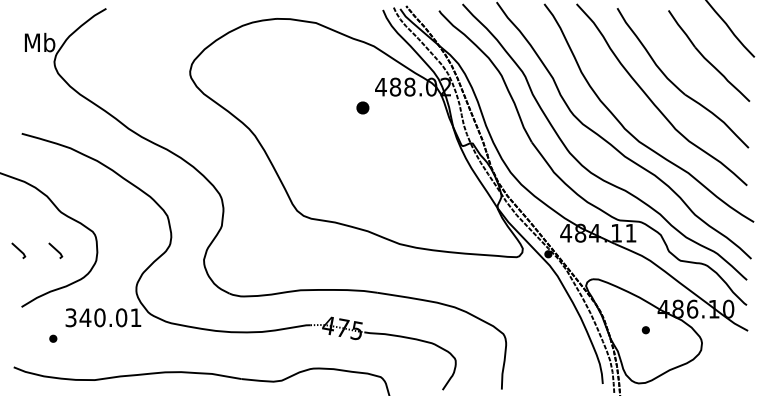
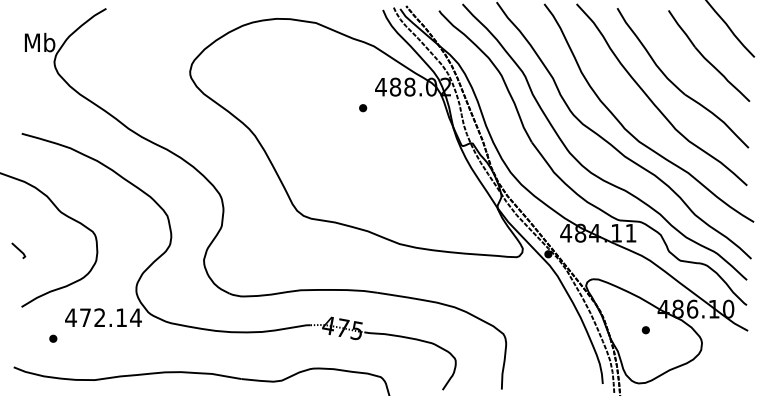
part size: 14x14 px -> 9x9 px (363, 108)
line: present -> none (55, 250)
text: 340.01 -> 472.14 (103, 317)
